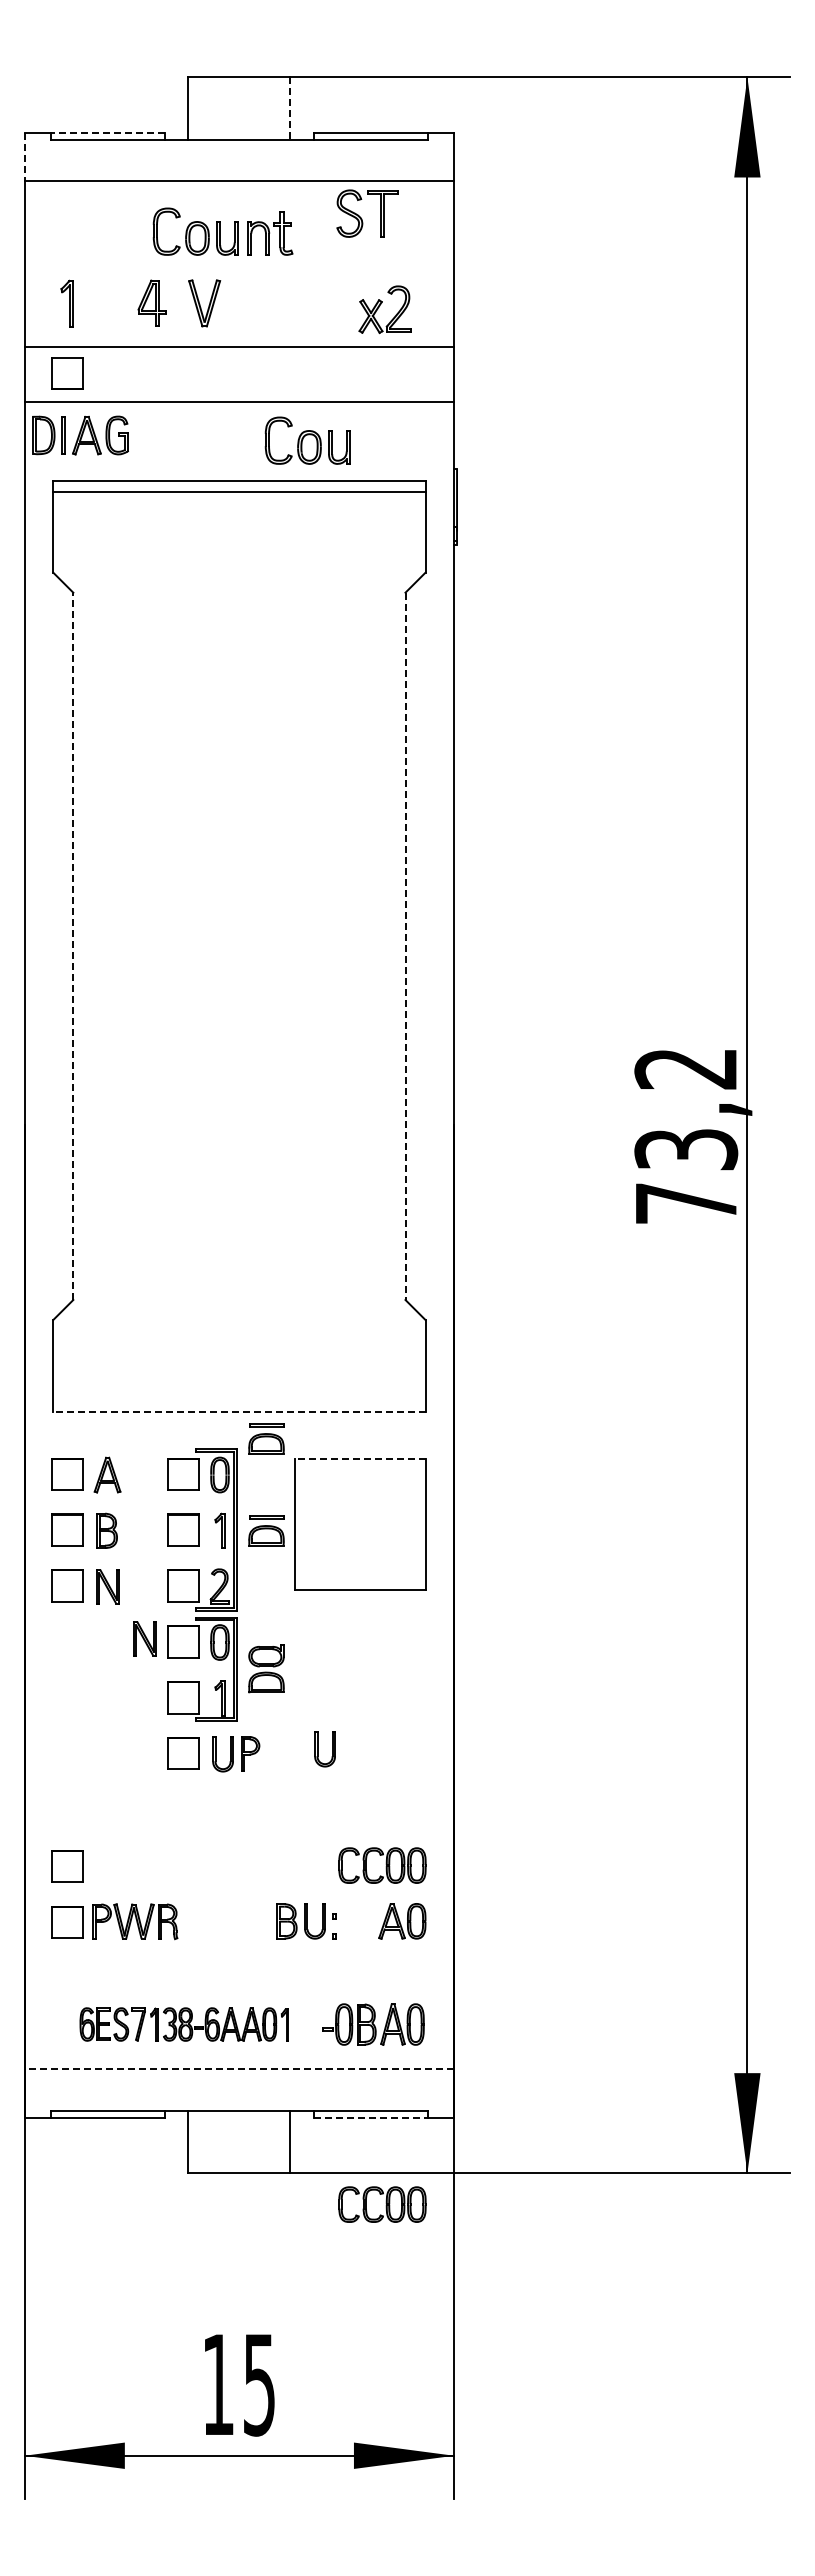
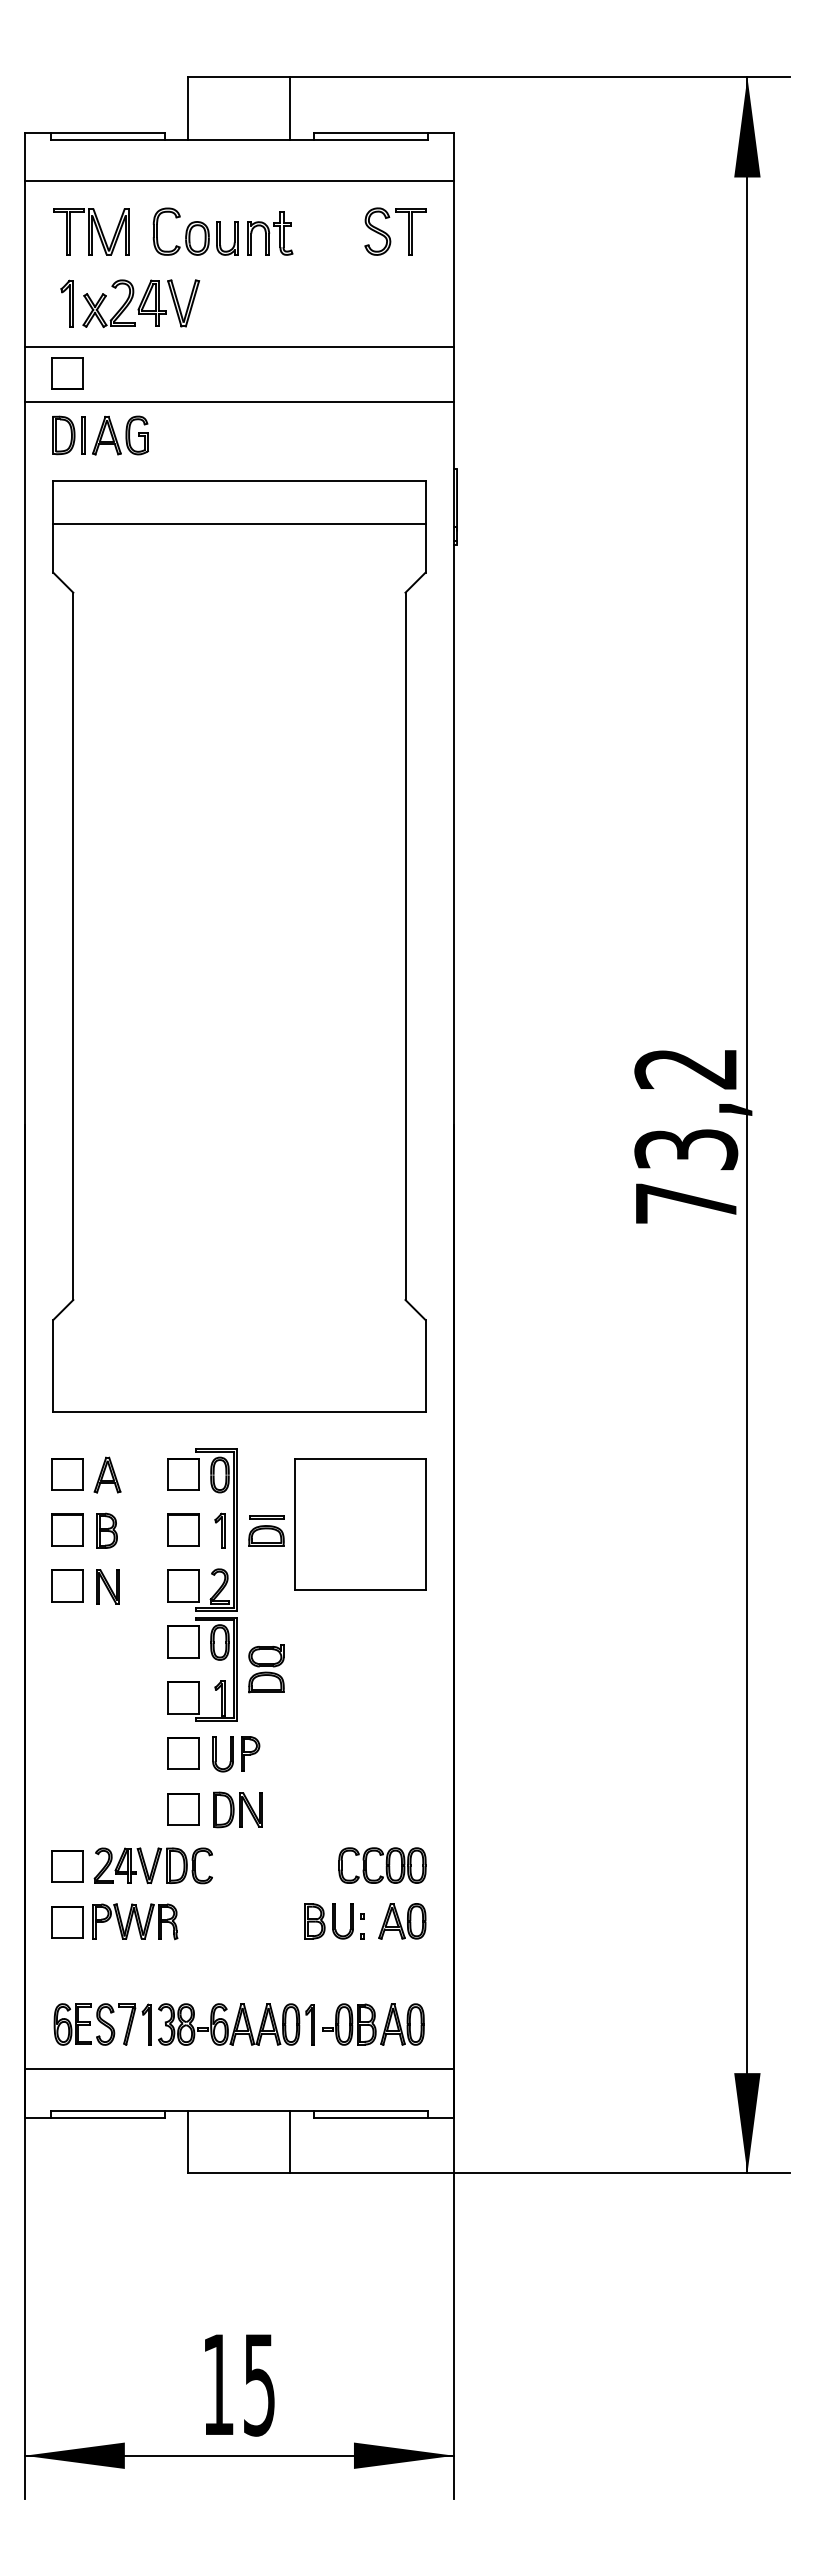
line: dashed -> solid (290, 109)
line: dashed -> solid (107, 133)
line: dashed -> solid (24, 157)
part position: (361, 217) -> (389, 235) (389, 235)
part: none -> present (91, 231)
part position: (204, 303) -> (183, 303) (183, 303)
part position: (384, 309) -> (108, 303) (108, 303)
part position: (80, 435) -> (100, 435) (100, 435)
part: present -> none (307, 440)
line position: (239, 491) -> (239, 523) (239, 523)
line: dashed -> solid (73, 946)
line: dashed -> solid (405, 946)
line: dashed -> solid (238, 1411)
part: present -> none (266, 1438)
line: dashed -> solid (359, 1459)
part: present -> none (144, 1638)
part: present -> none (324, 1749)
part: none -> present (183, 1809)
part: none -> present (237, 1809)
part: none -> present (152, 1865)
part position: (306, 1921) -> (334, 1921) (334, 1921)
part size: 210x35 px -> 262x43 px (183, 2024)
line: dashed -> solid (239, 2069)
line: dashed -> solid (371, 2117)
part: present -> none (382, 2204)
